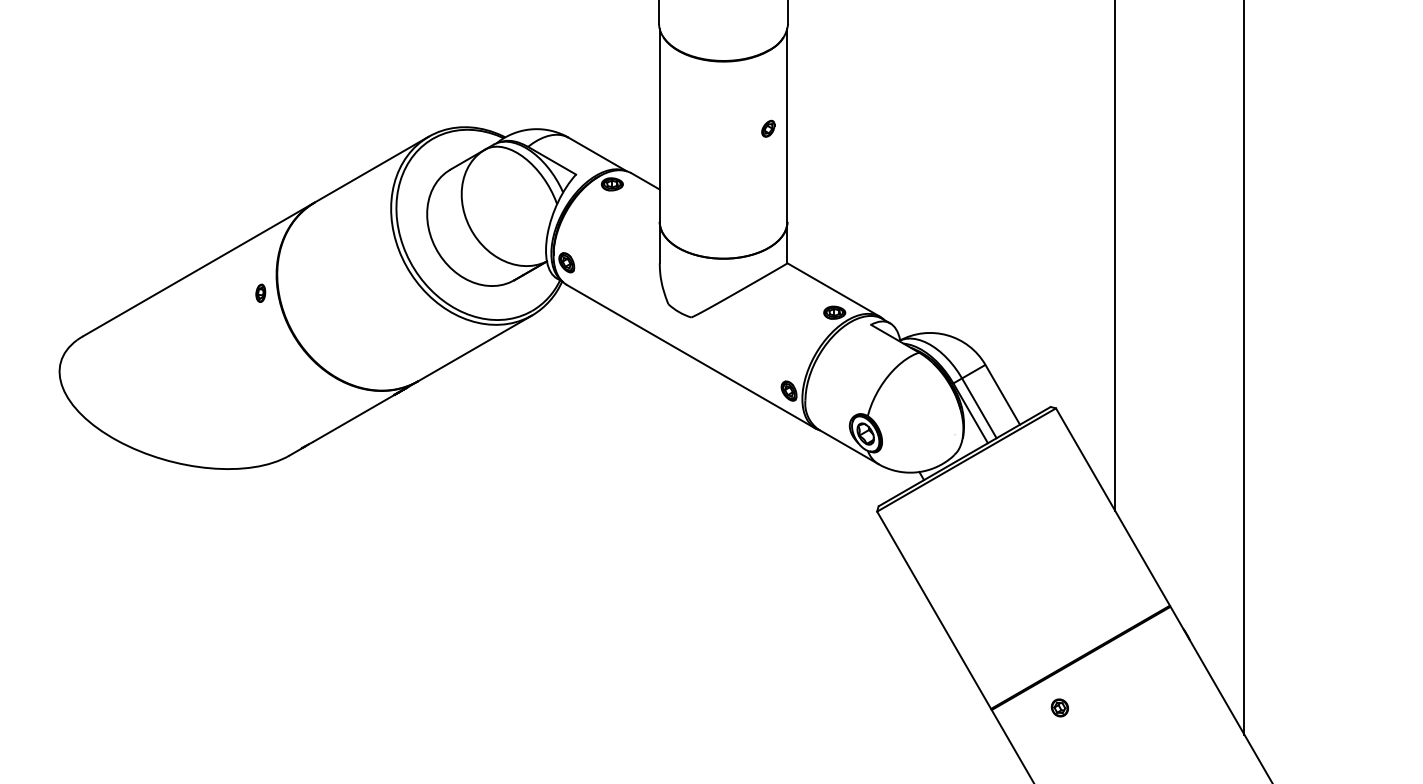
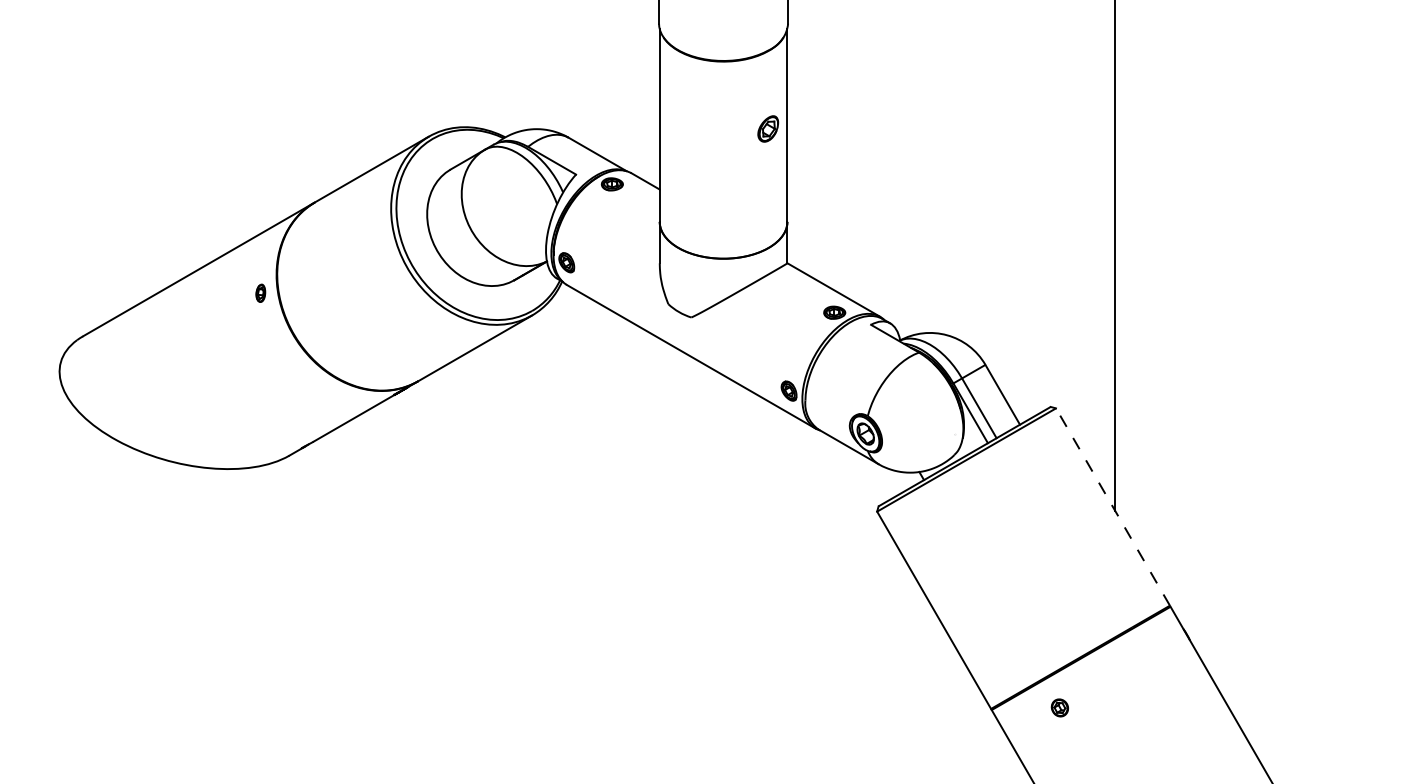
part size: 15x19 px -> 23x28 px (768, 128)
line: present -> none (1244, 368)
line: solid -> dashed (1112, 507)
